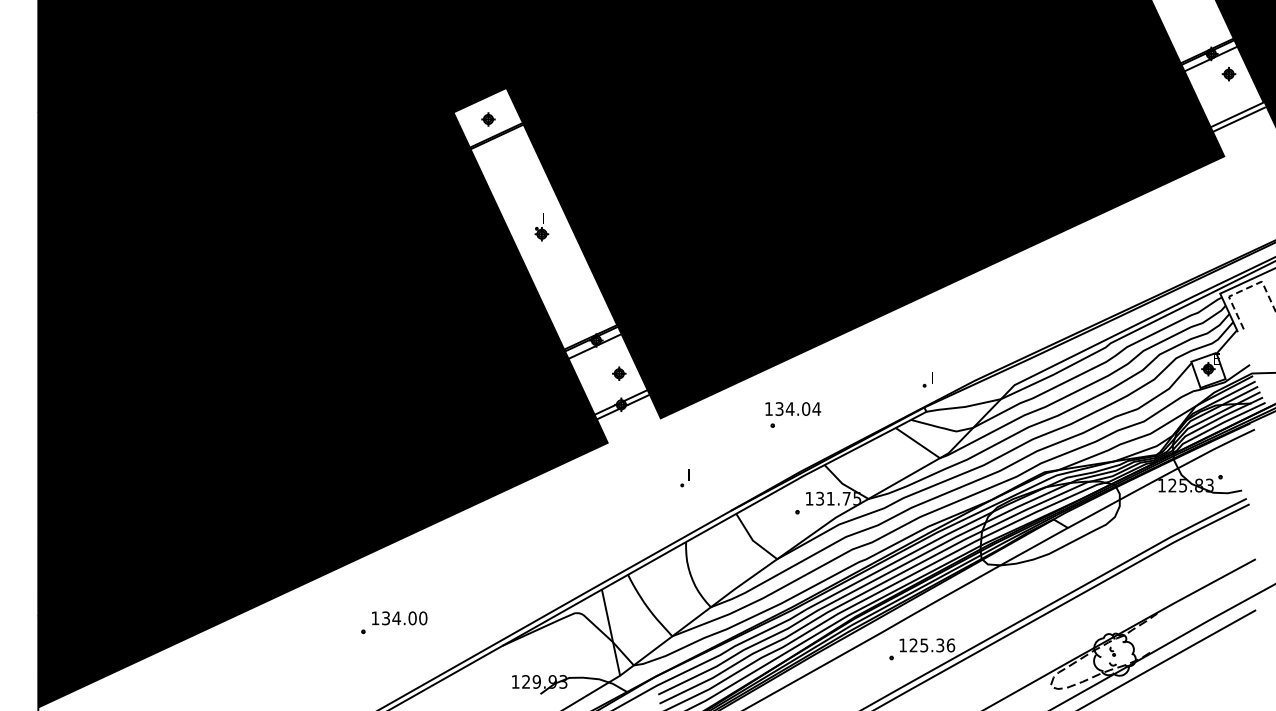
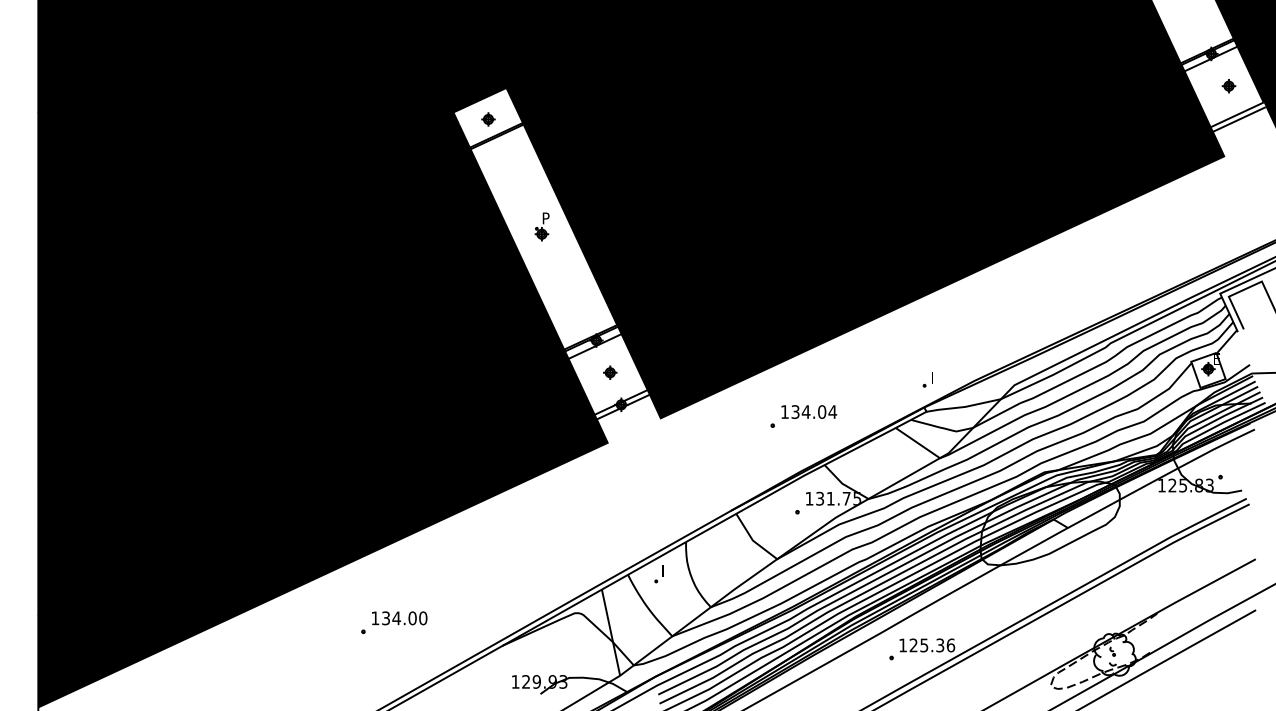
part position: (1228, 74) -> (1228, 86) (1228, 86)
text: I -> P (545, 218)
line: dashed -> solid (1244, 289)
part position: (619, 373) -> (610, 372) (610, 372)
text position: (793, 408) -> (809, 411) (809, 411)
part position: (684, 478) -> (658, 574) (658, 574)
